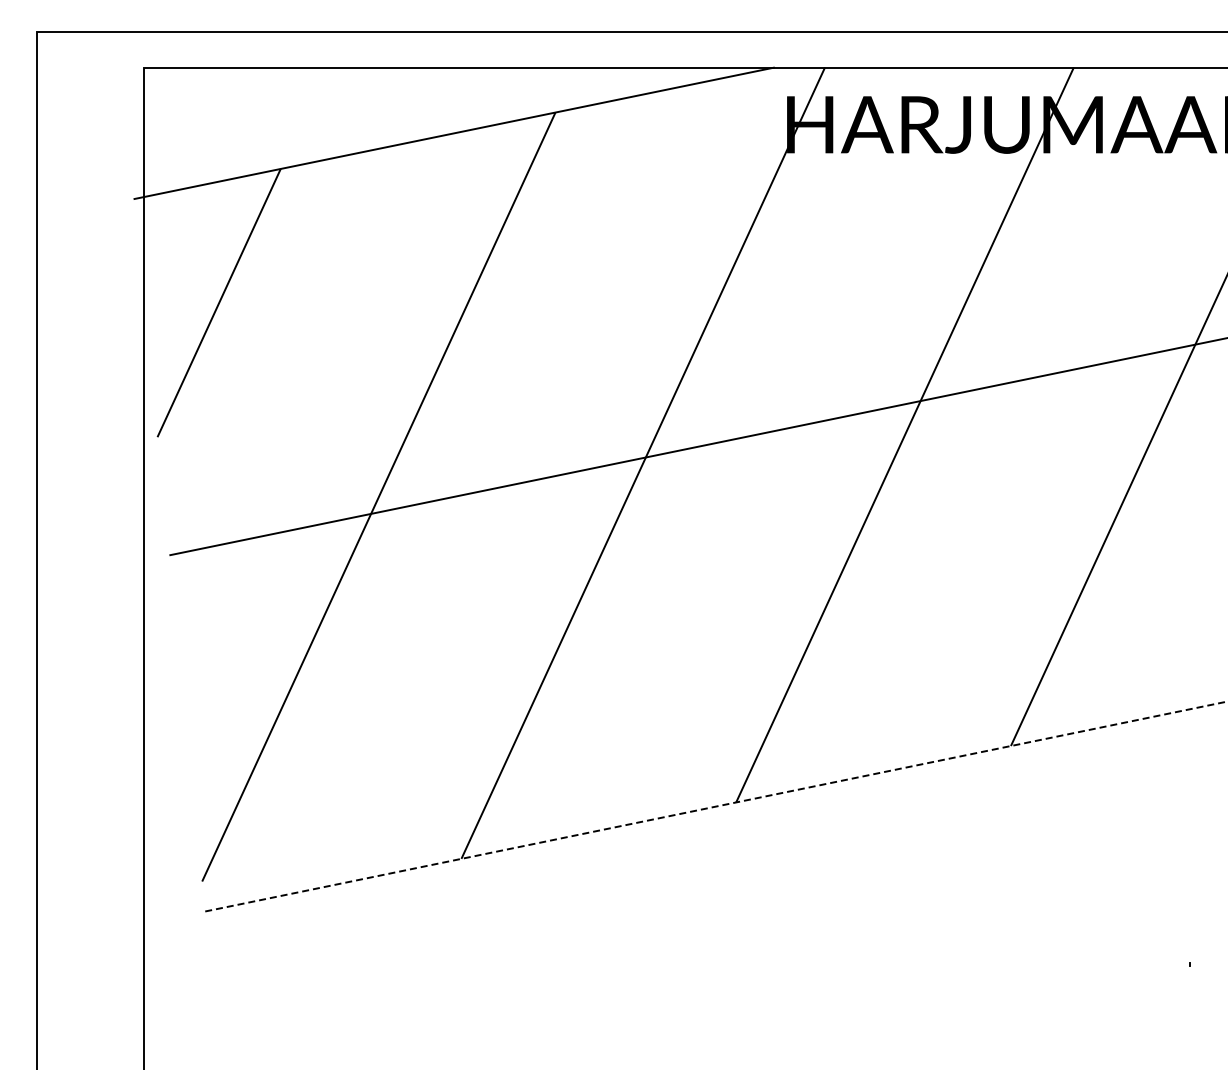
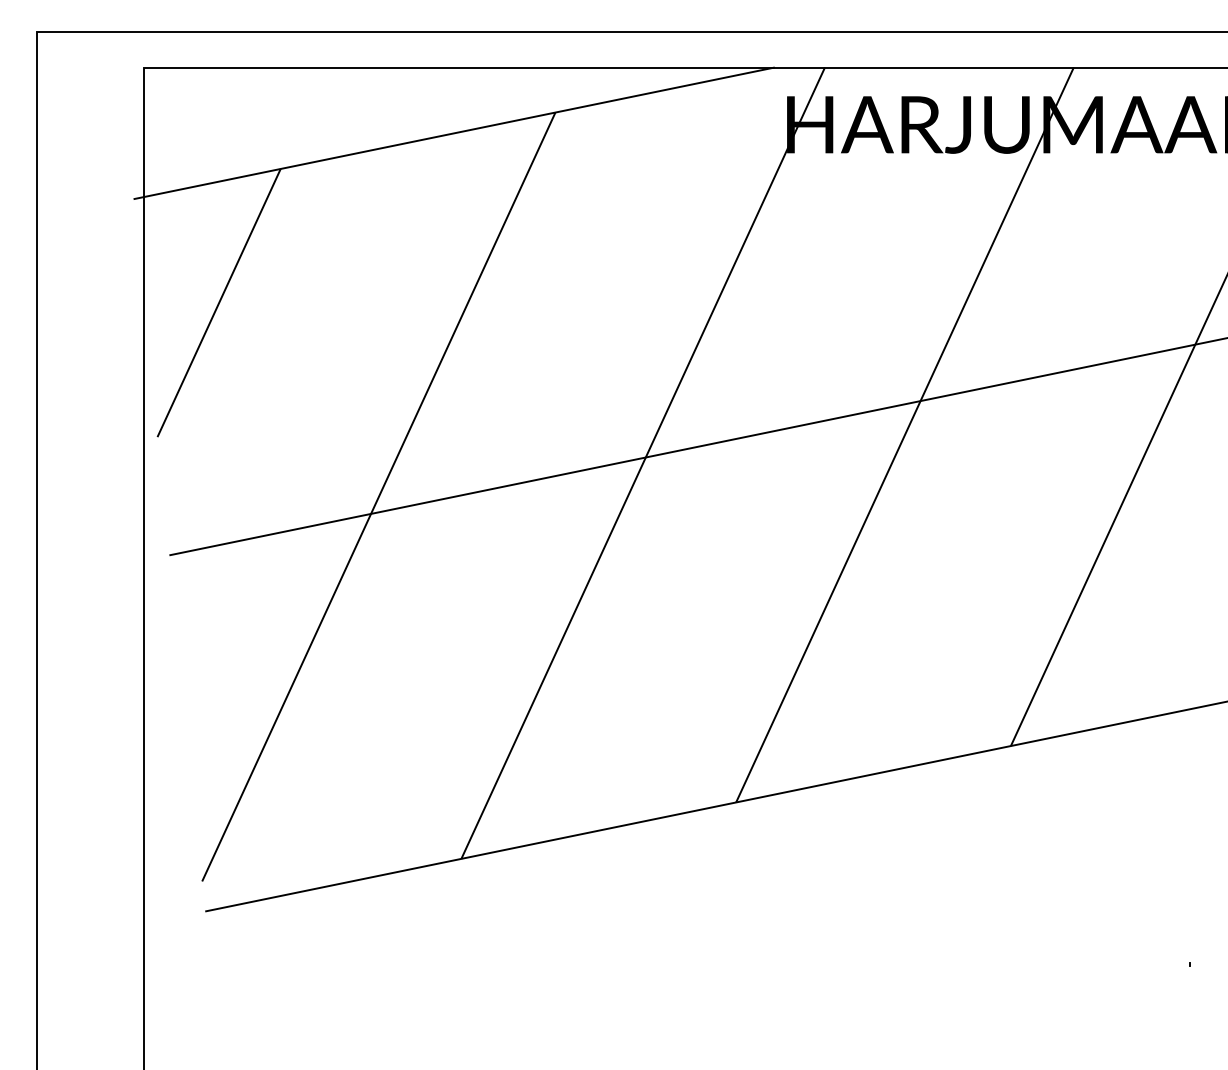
line: dashed -> solid (716, 806)
